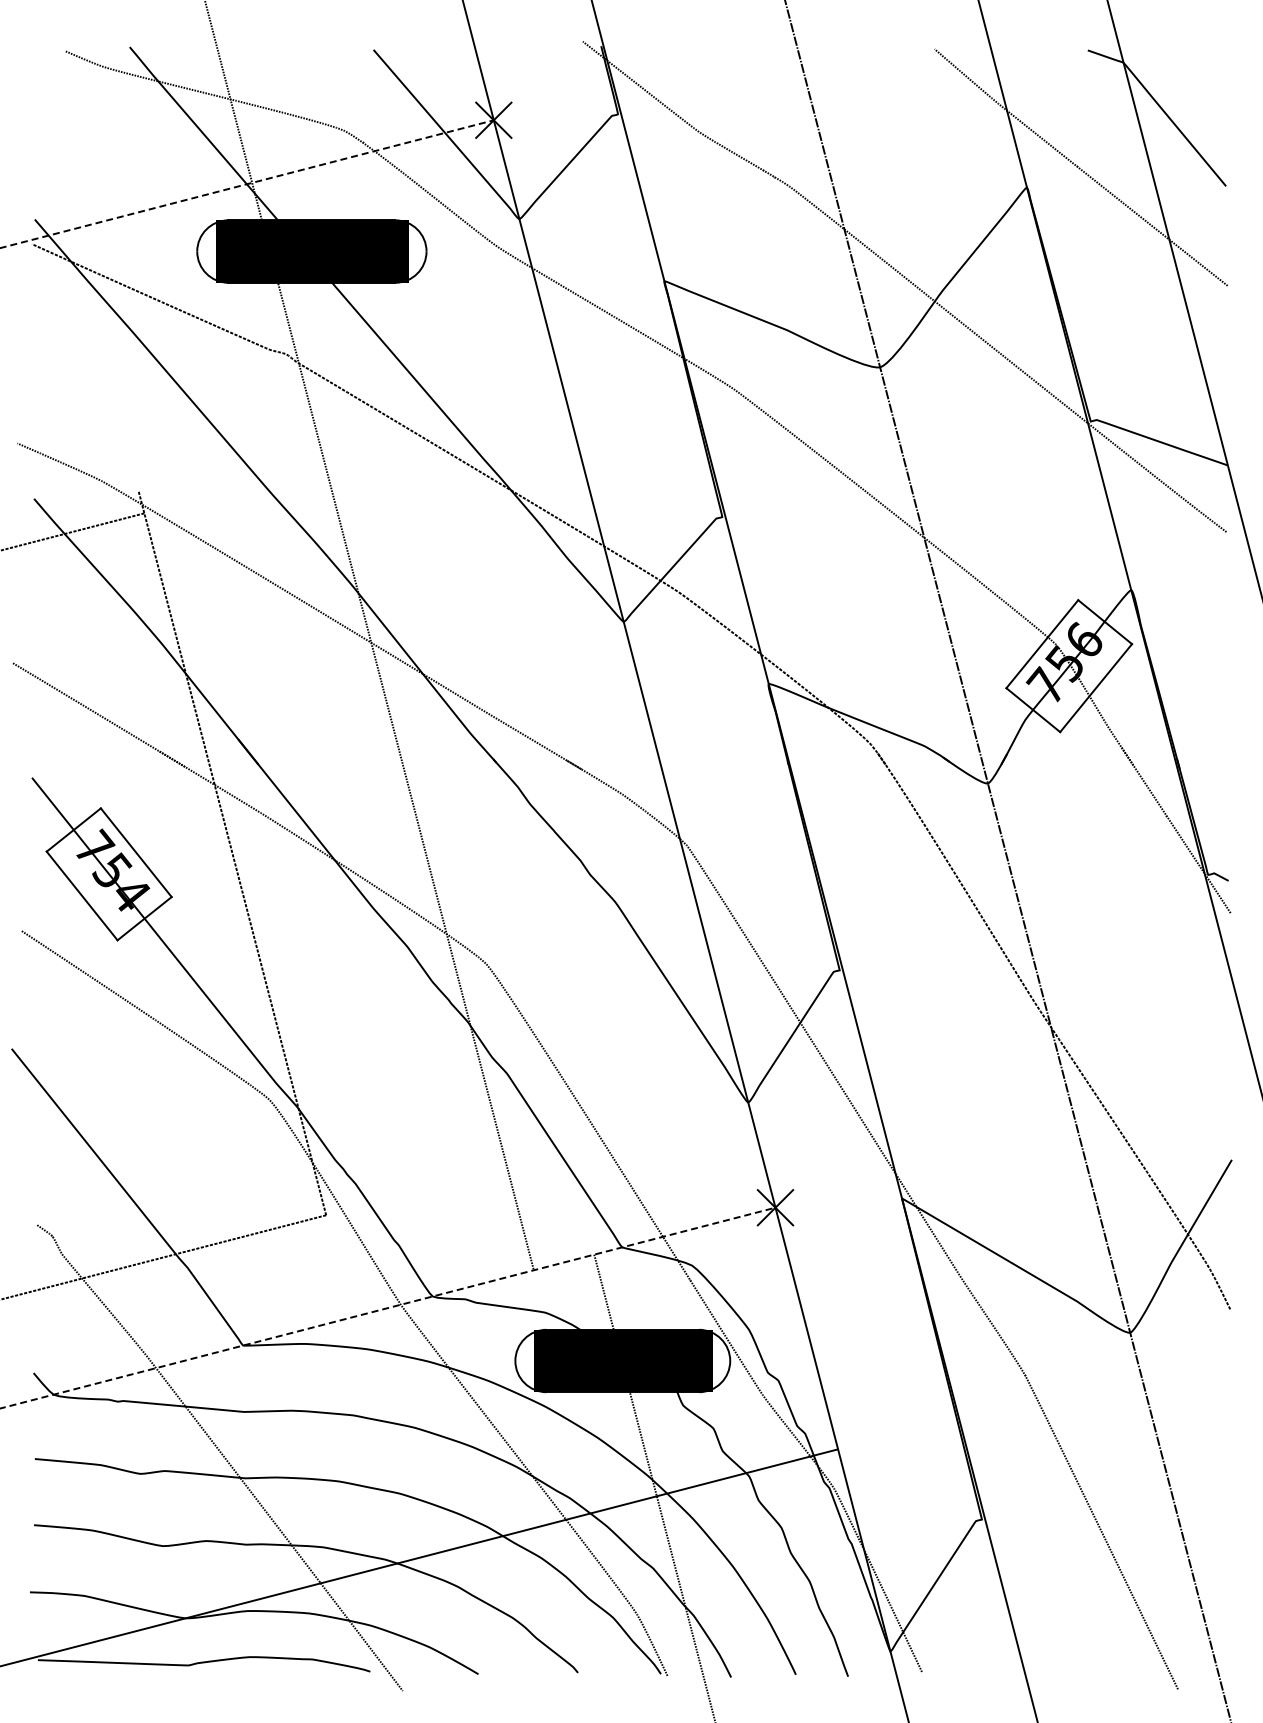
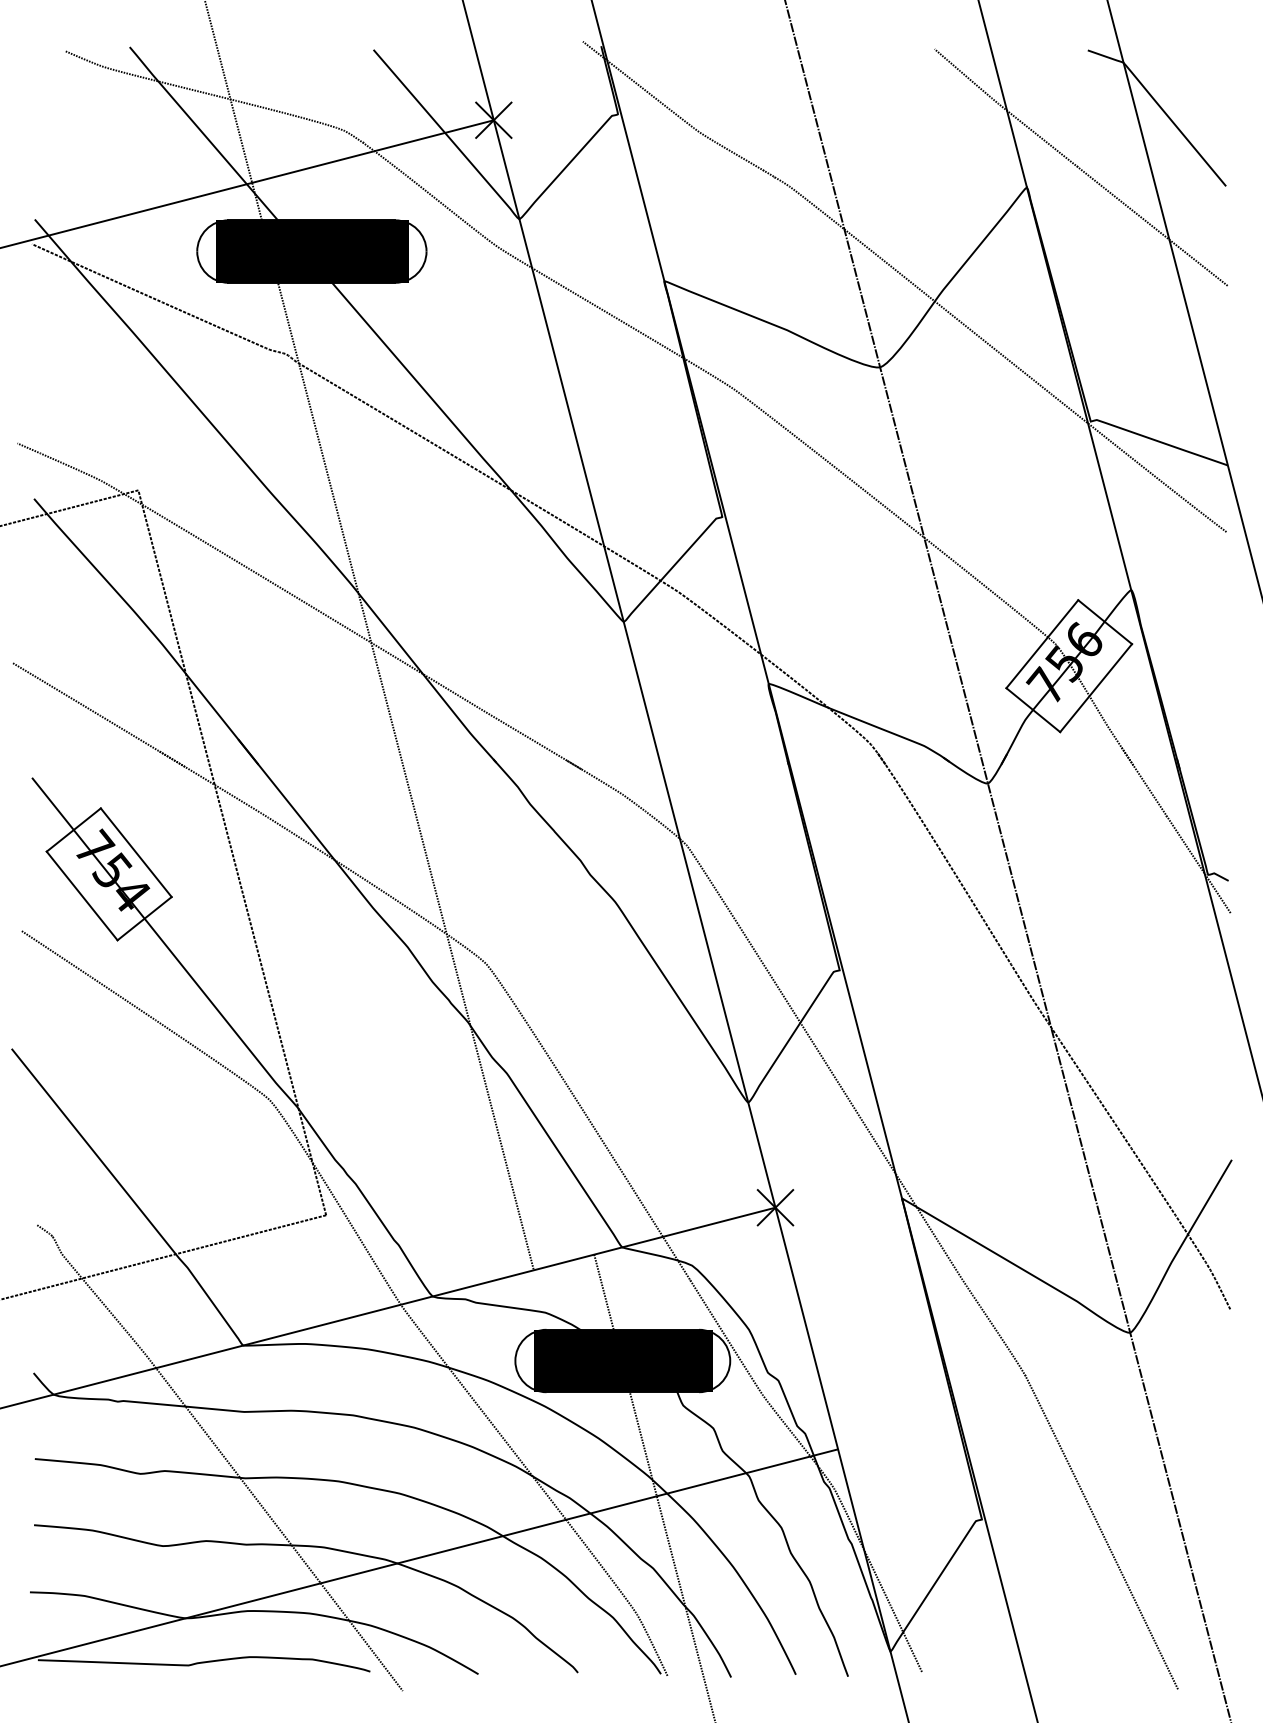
line: dashed -> solid (247, 184)
line position: (73, 531) -> (70, 507) (70, 507)
line: dashed -> solid (388, 1307)
